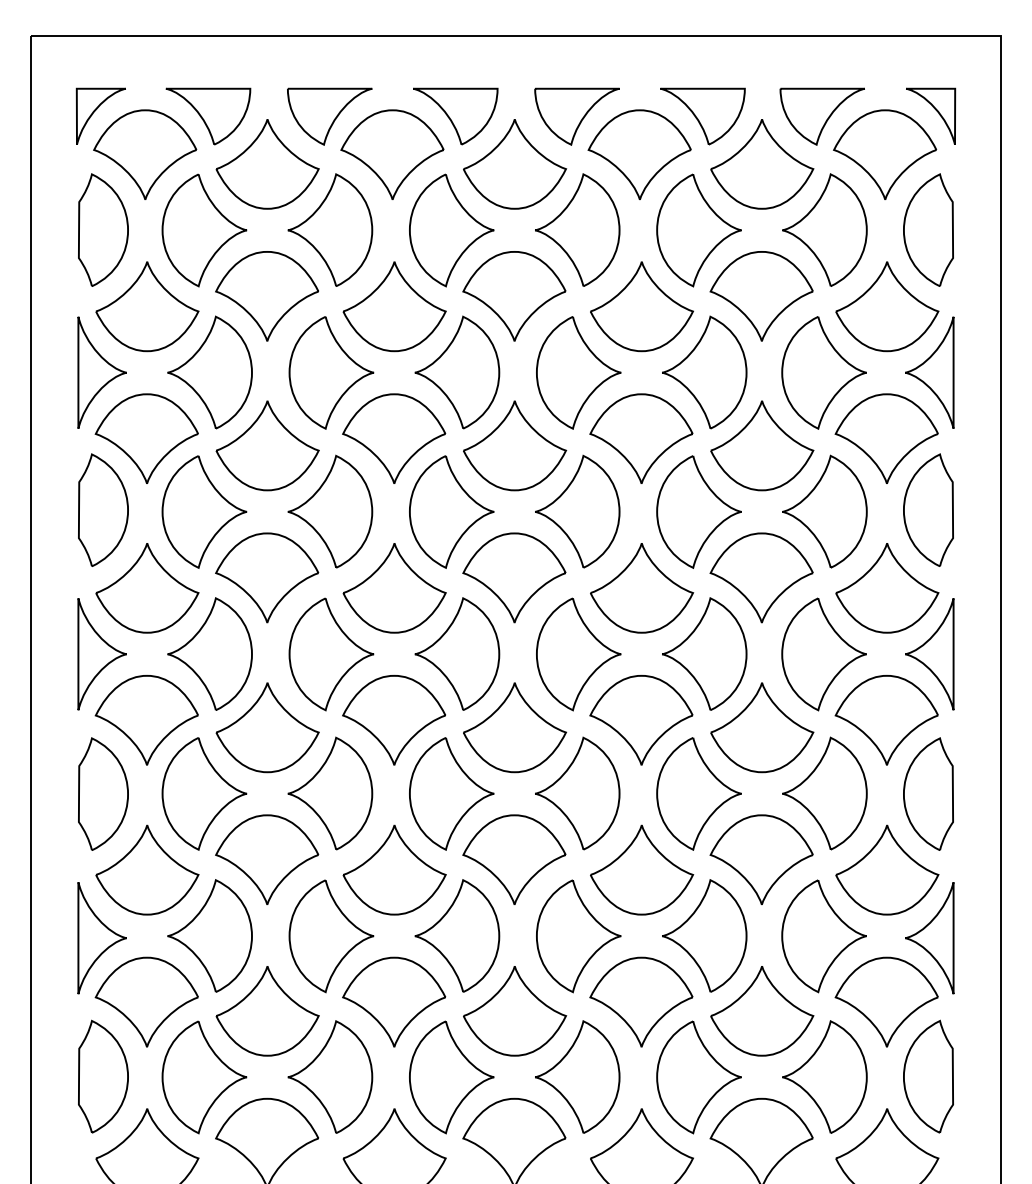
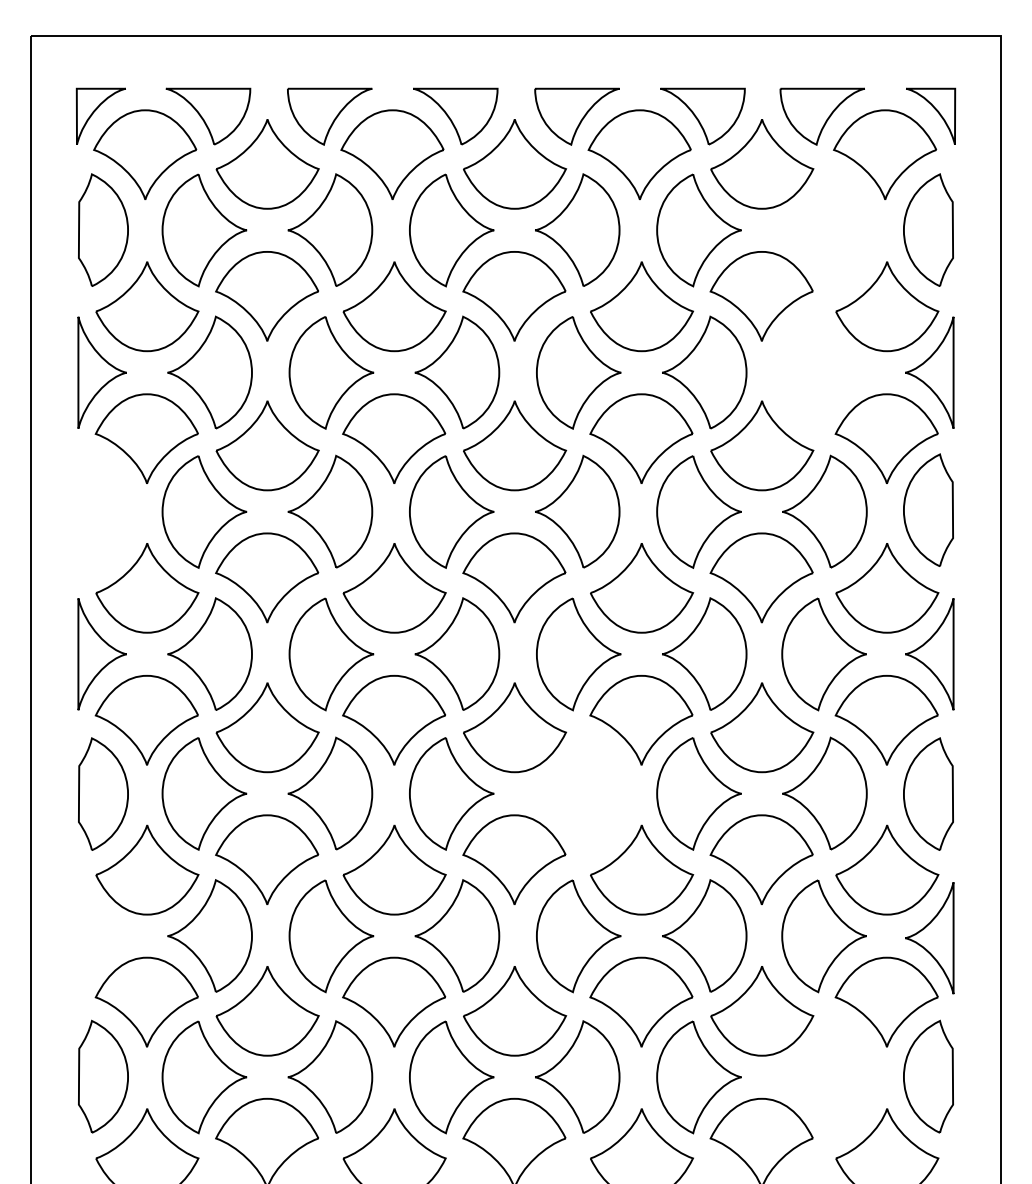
part: present -> none (824, 229)
part: present -> none (823, 372)
part: present -> none (103, 509)
part: present -> none (577, 793)
part: present -> none (101, 938)
part: present -> none (824, 1076)
